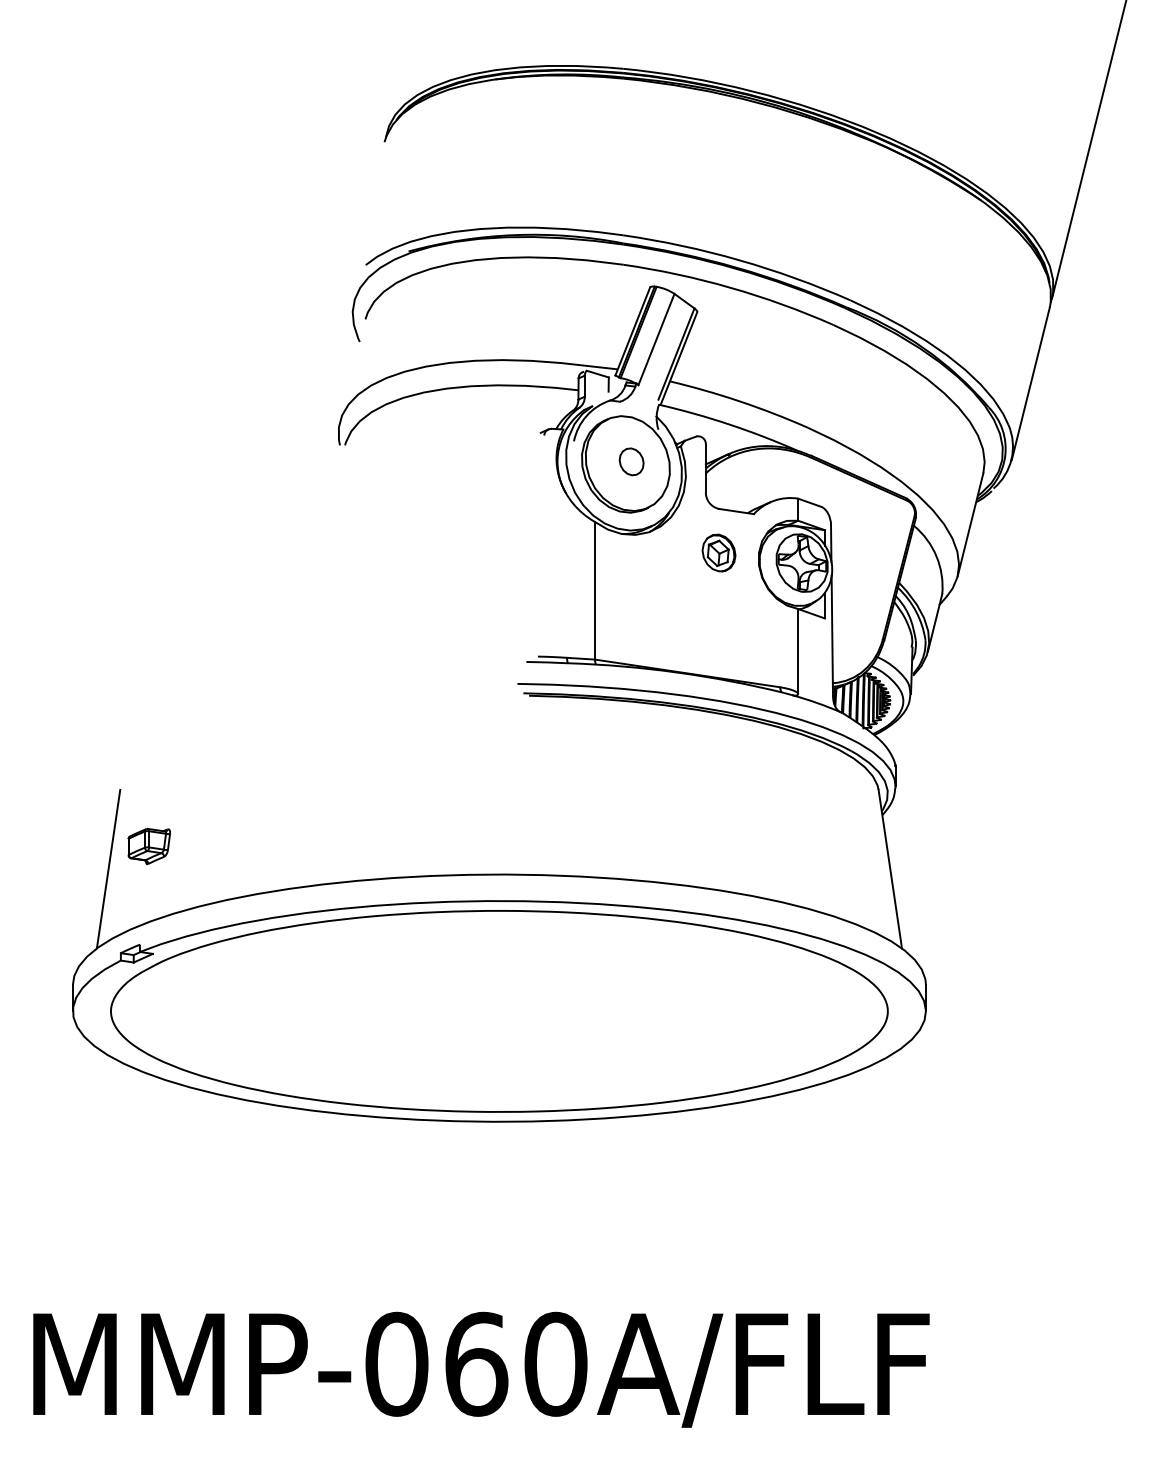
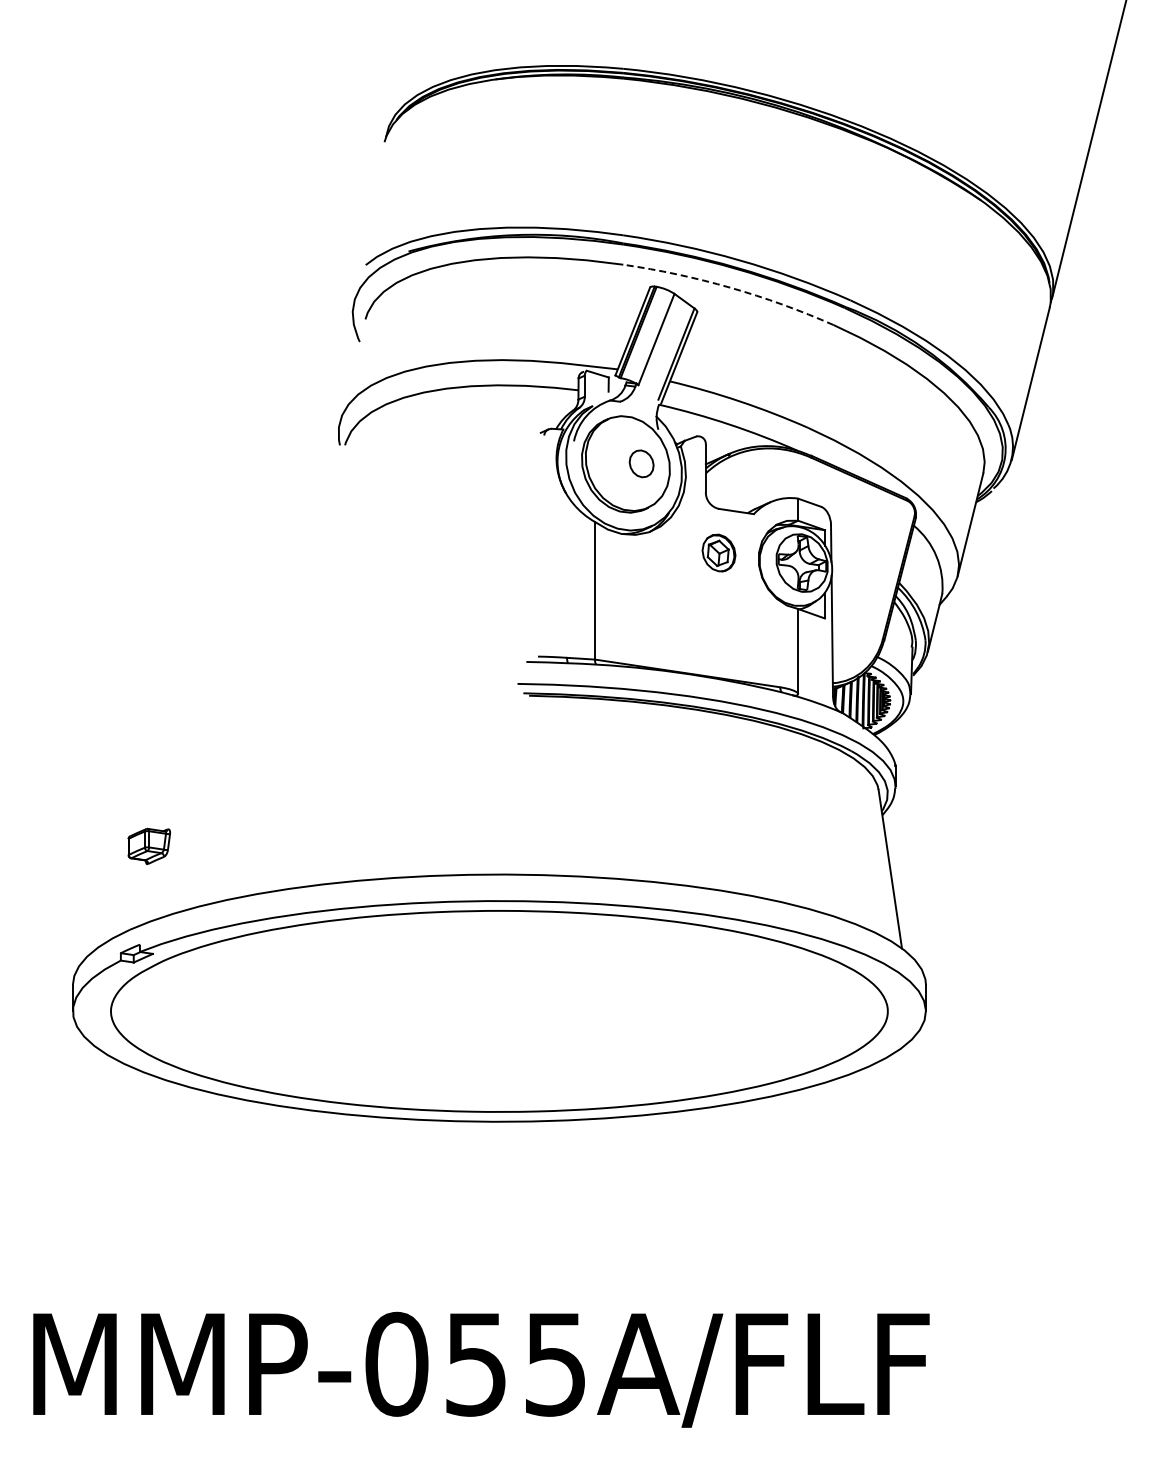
arc: solid -> dashed (730, 287)
part position: (631, 461) -> (641, 463) (641, 463)
line: present -> none (108, 868)
text: MMP-060A/FLF -> MMP-055A/FLF (516, 1363)
